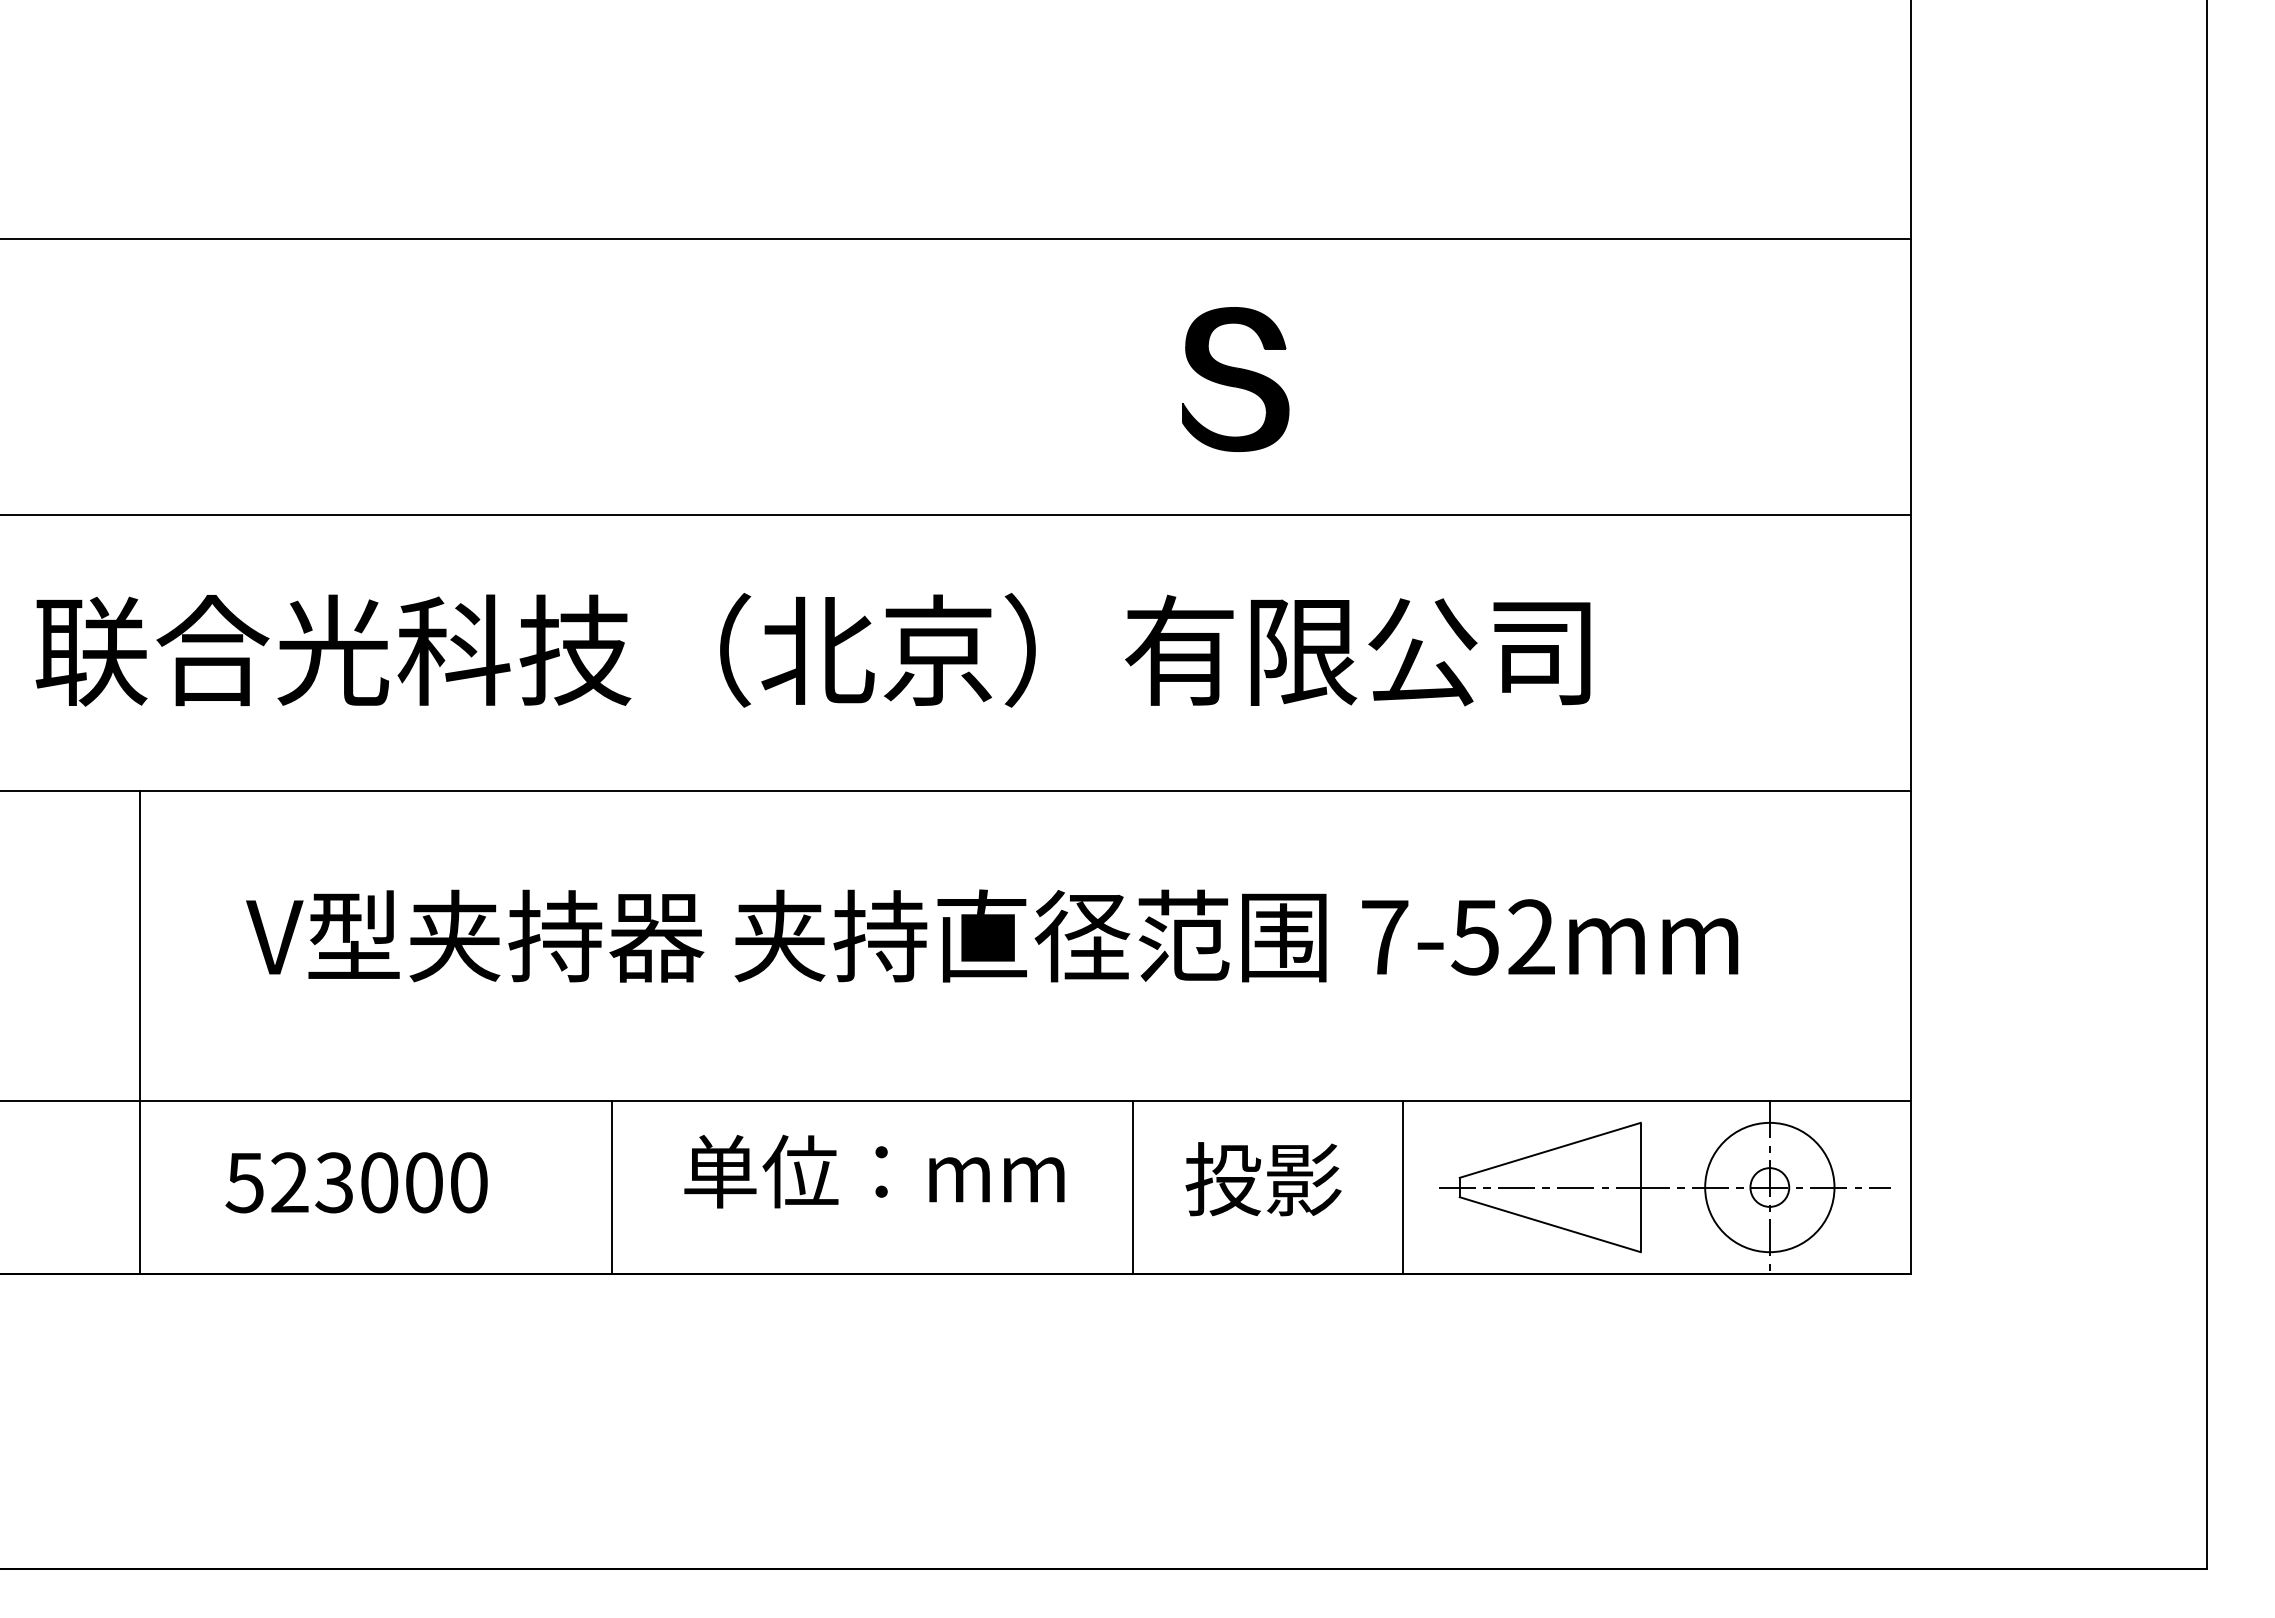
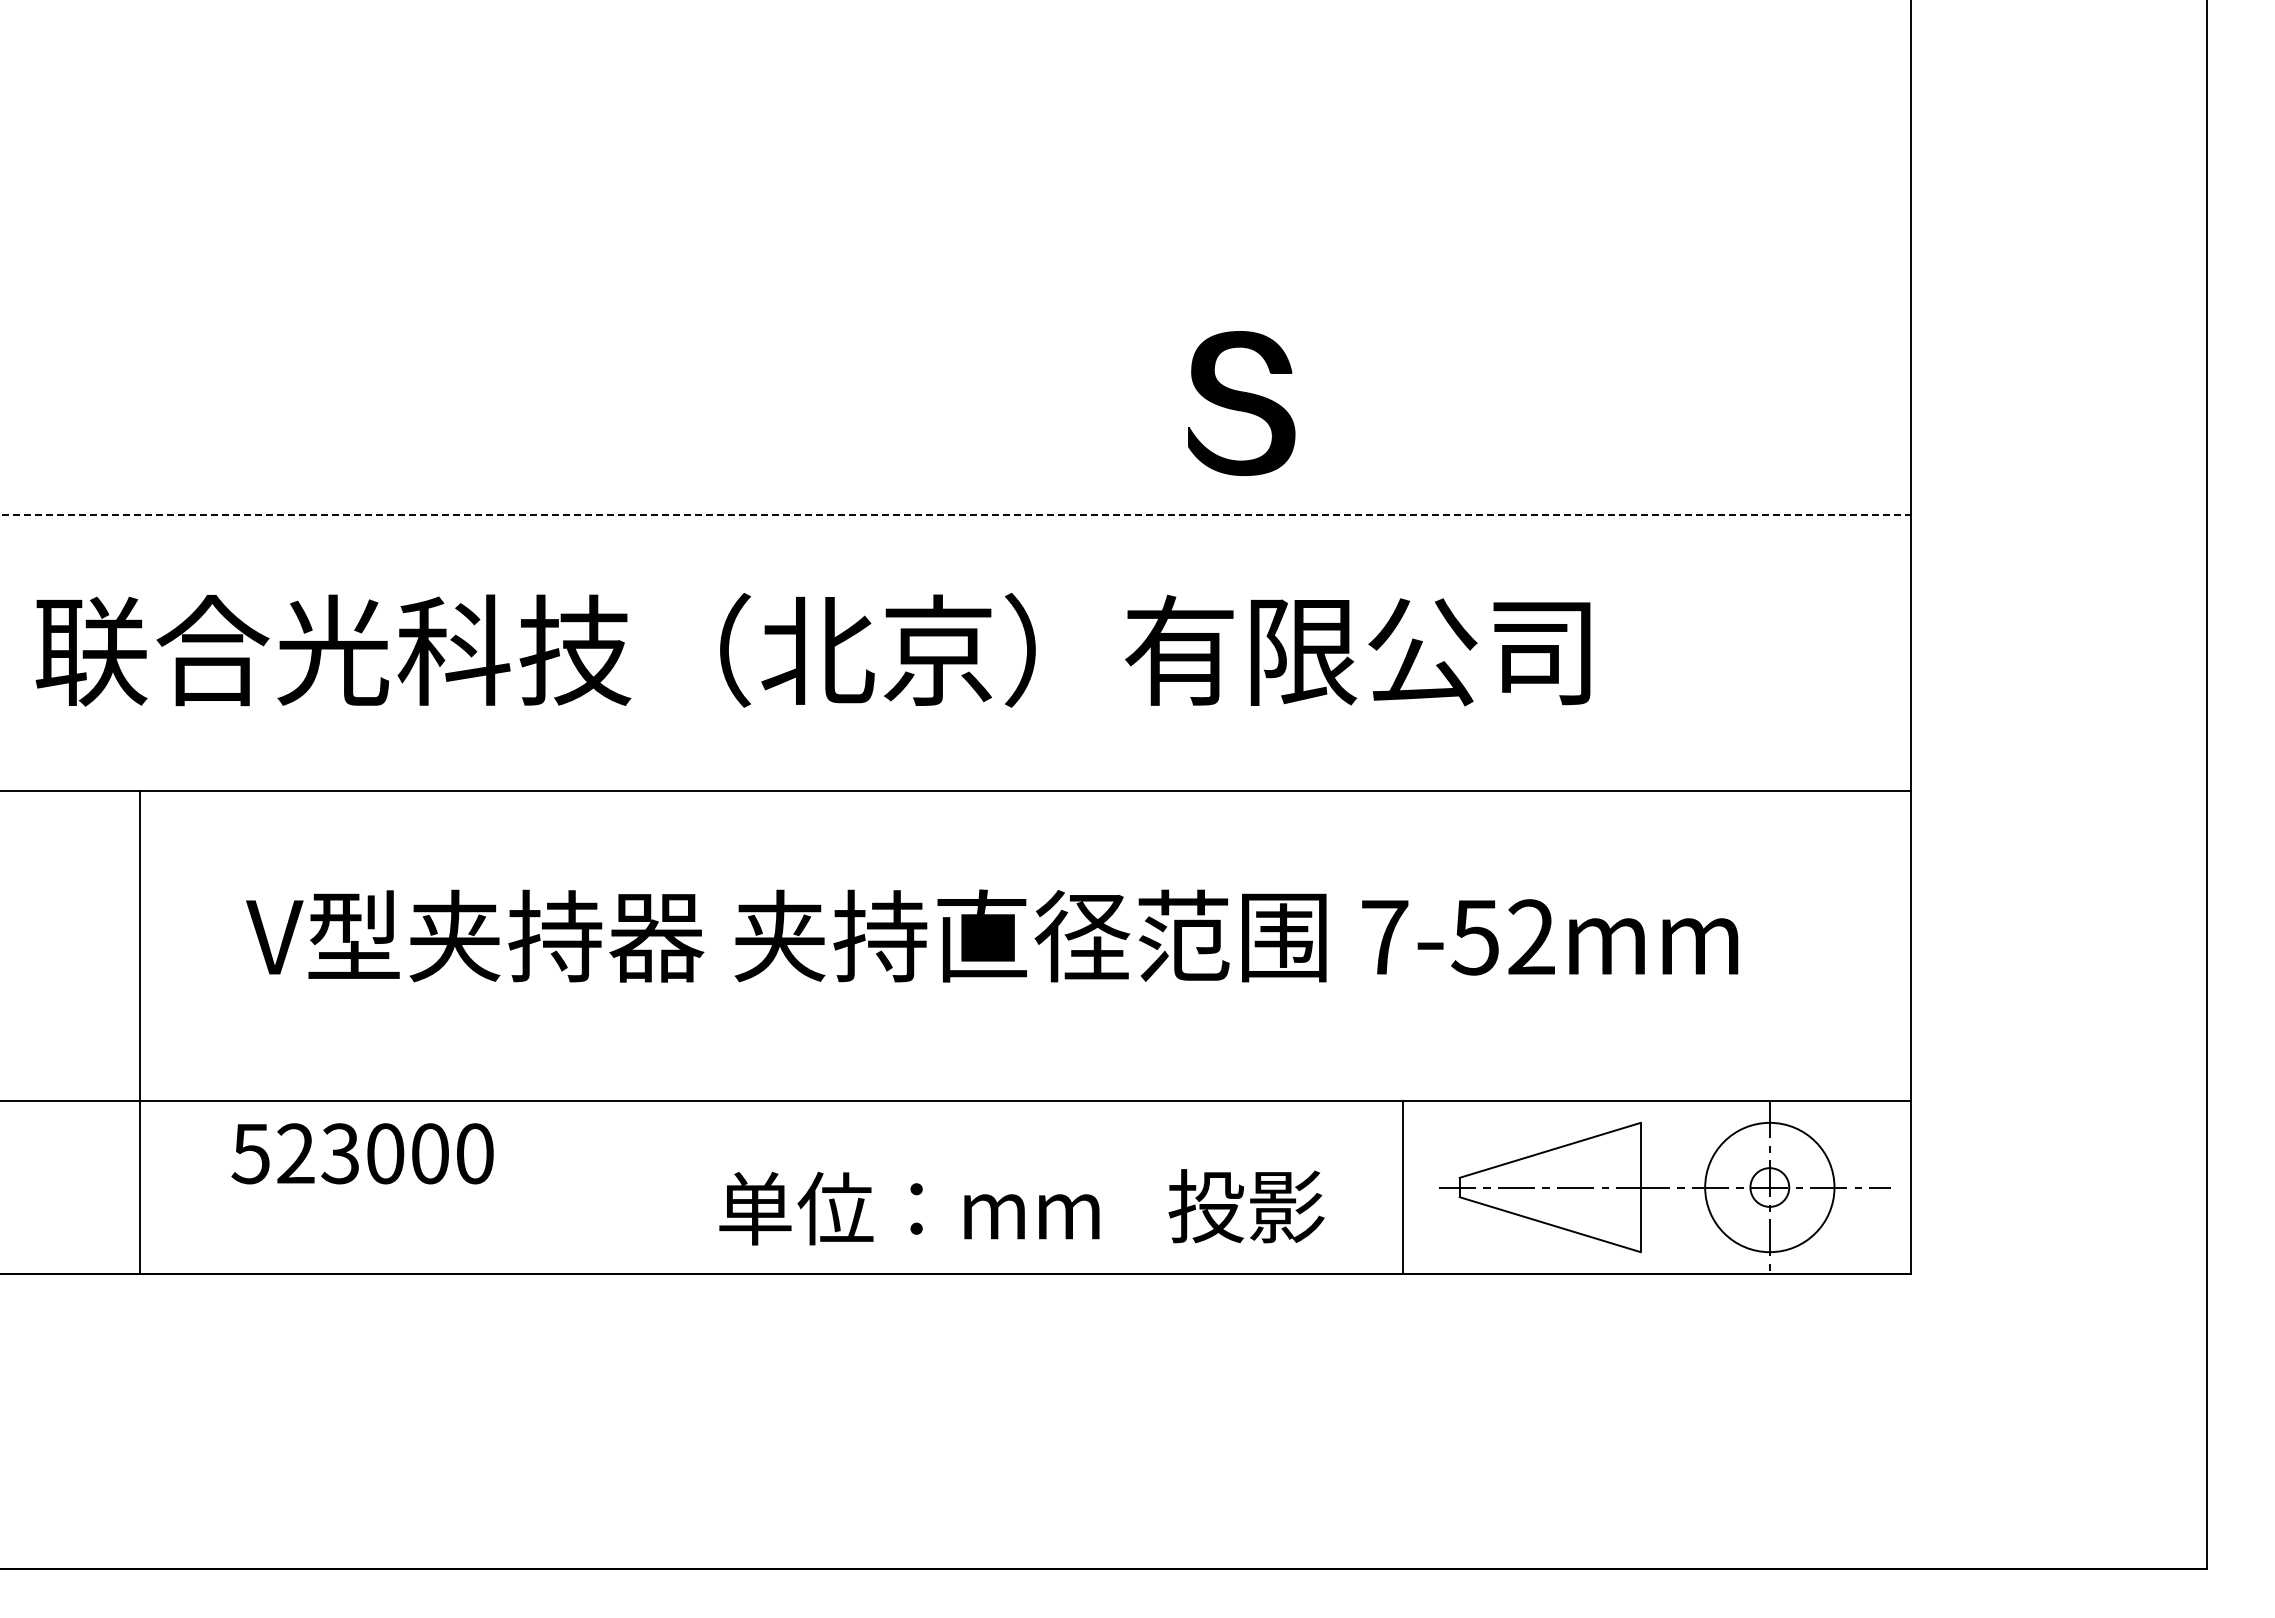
line: present -> none (956, 239)
part position: (1235, 379) -> (1241, 403) (1241, 403)
line: solid -> dashed (956, 515)
text position: (874, 1171) -> (909, 1208) (909, 1208)
text position: (1263, 1179) -> (1246, 1206) (1246, 1206)
text position: (356, 1182) -> (362, 1153) (362, 1153)
line: present -> none (611, 1187)
line: present -> none (1133, 1187)
